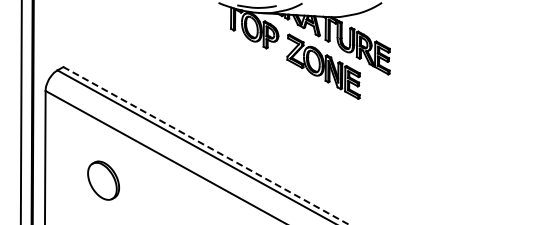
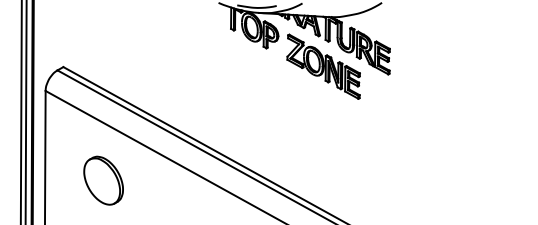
line: none -> present (25, 111)
line: dashed -> solid (206, 145)
part size: 33x41 px -> 41x51 px (103, 180)
